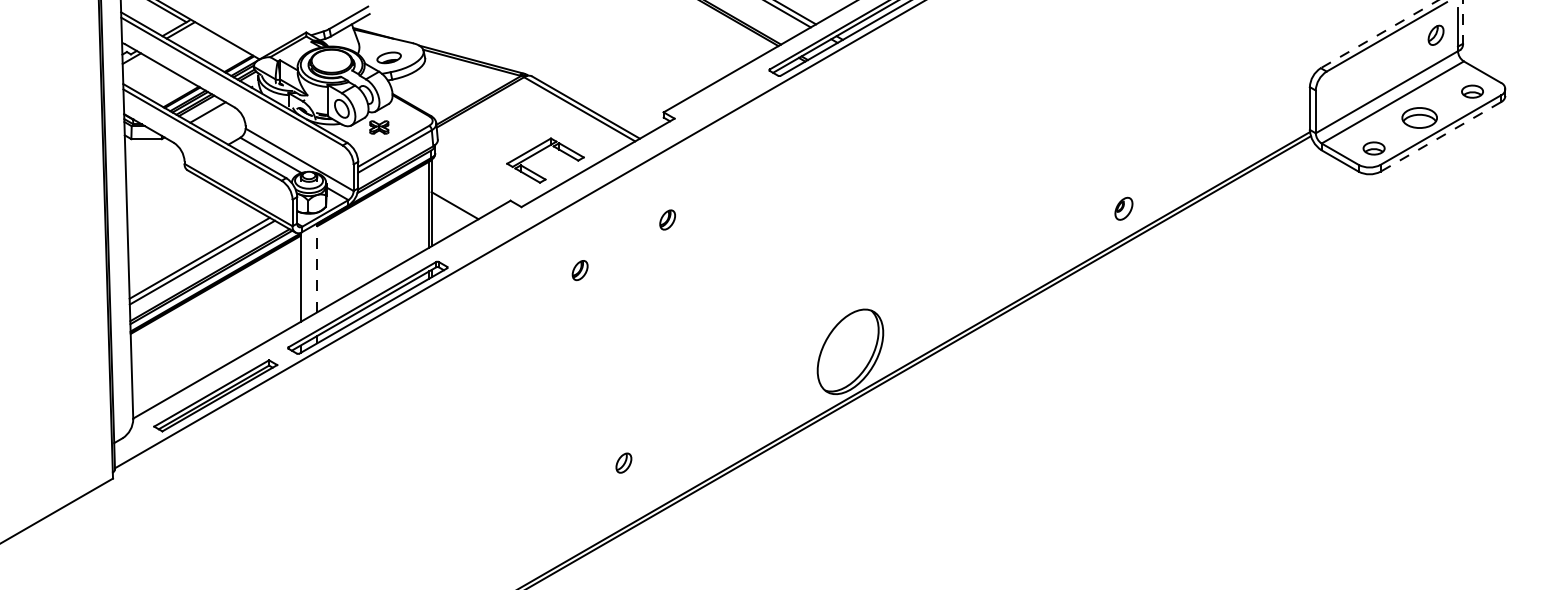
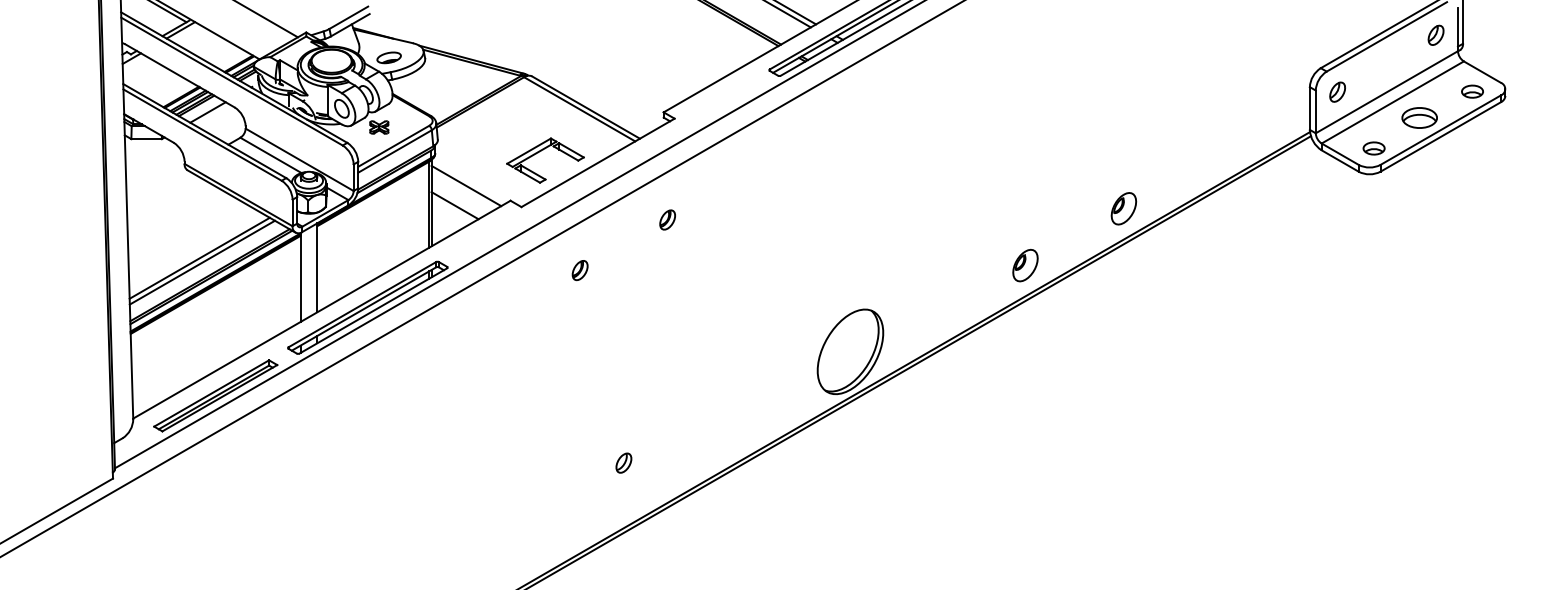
line: none -> present (267, 19)
line: dashed -> solid (1463, 22)
line: dashed -> solid (1379, 34)
part: none -> present (1337, 91)
line: dashed -> solid (1440, 137)
line: none -> present (466, 185)
part size: 20x25 px -> 28x34 px (1123, 208)
part: none -> present (1025, 265)
line: dashed -> solid (317, 267)
line: none -> present (481, 278)
